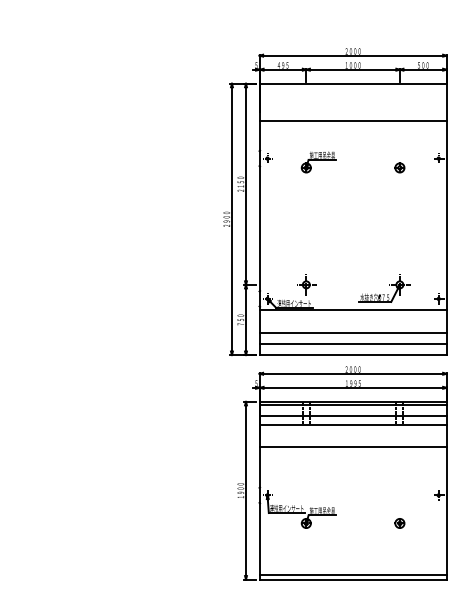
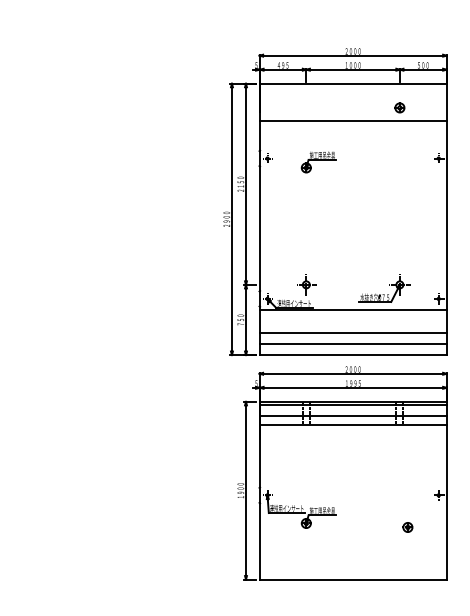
part position: (399, 167) -> (399, 107) (399, 107)
line: present -> none (353, 447)
part position: (399, 523) -> (407, 527) (407, 527)
line: present -> none (353, 574)
